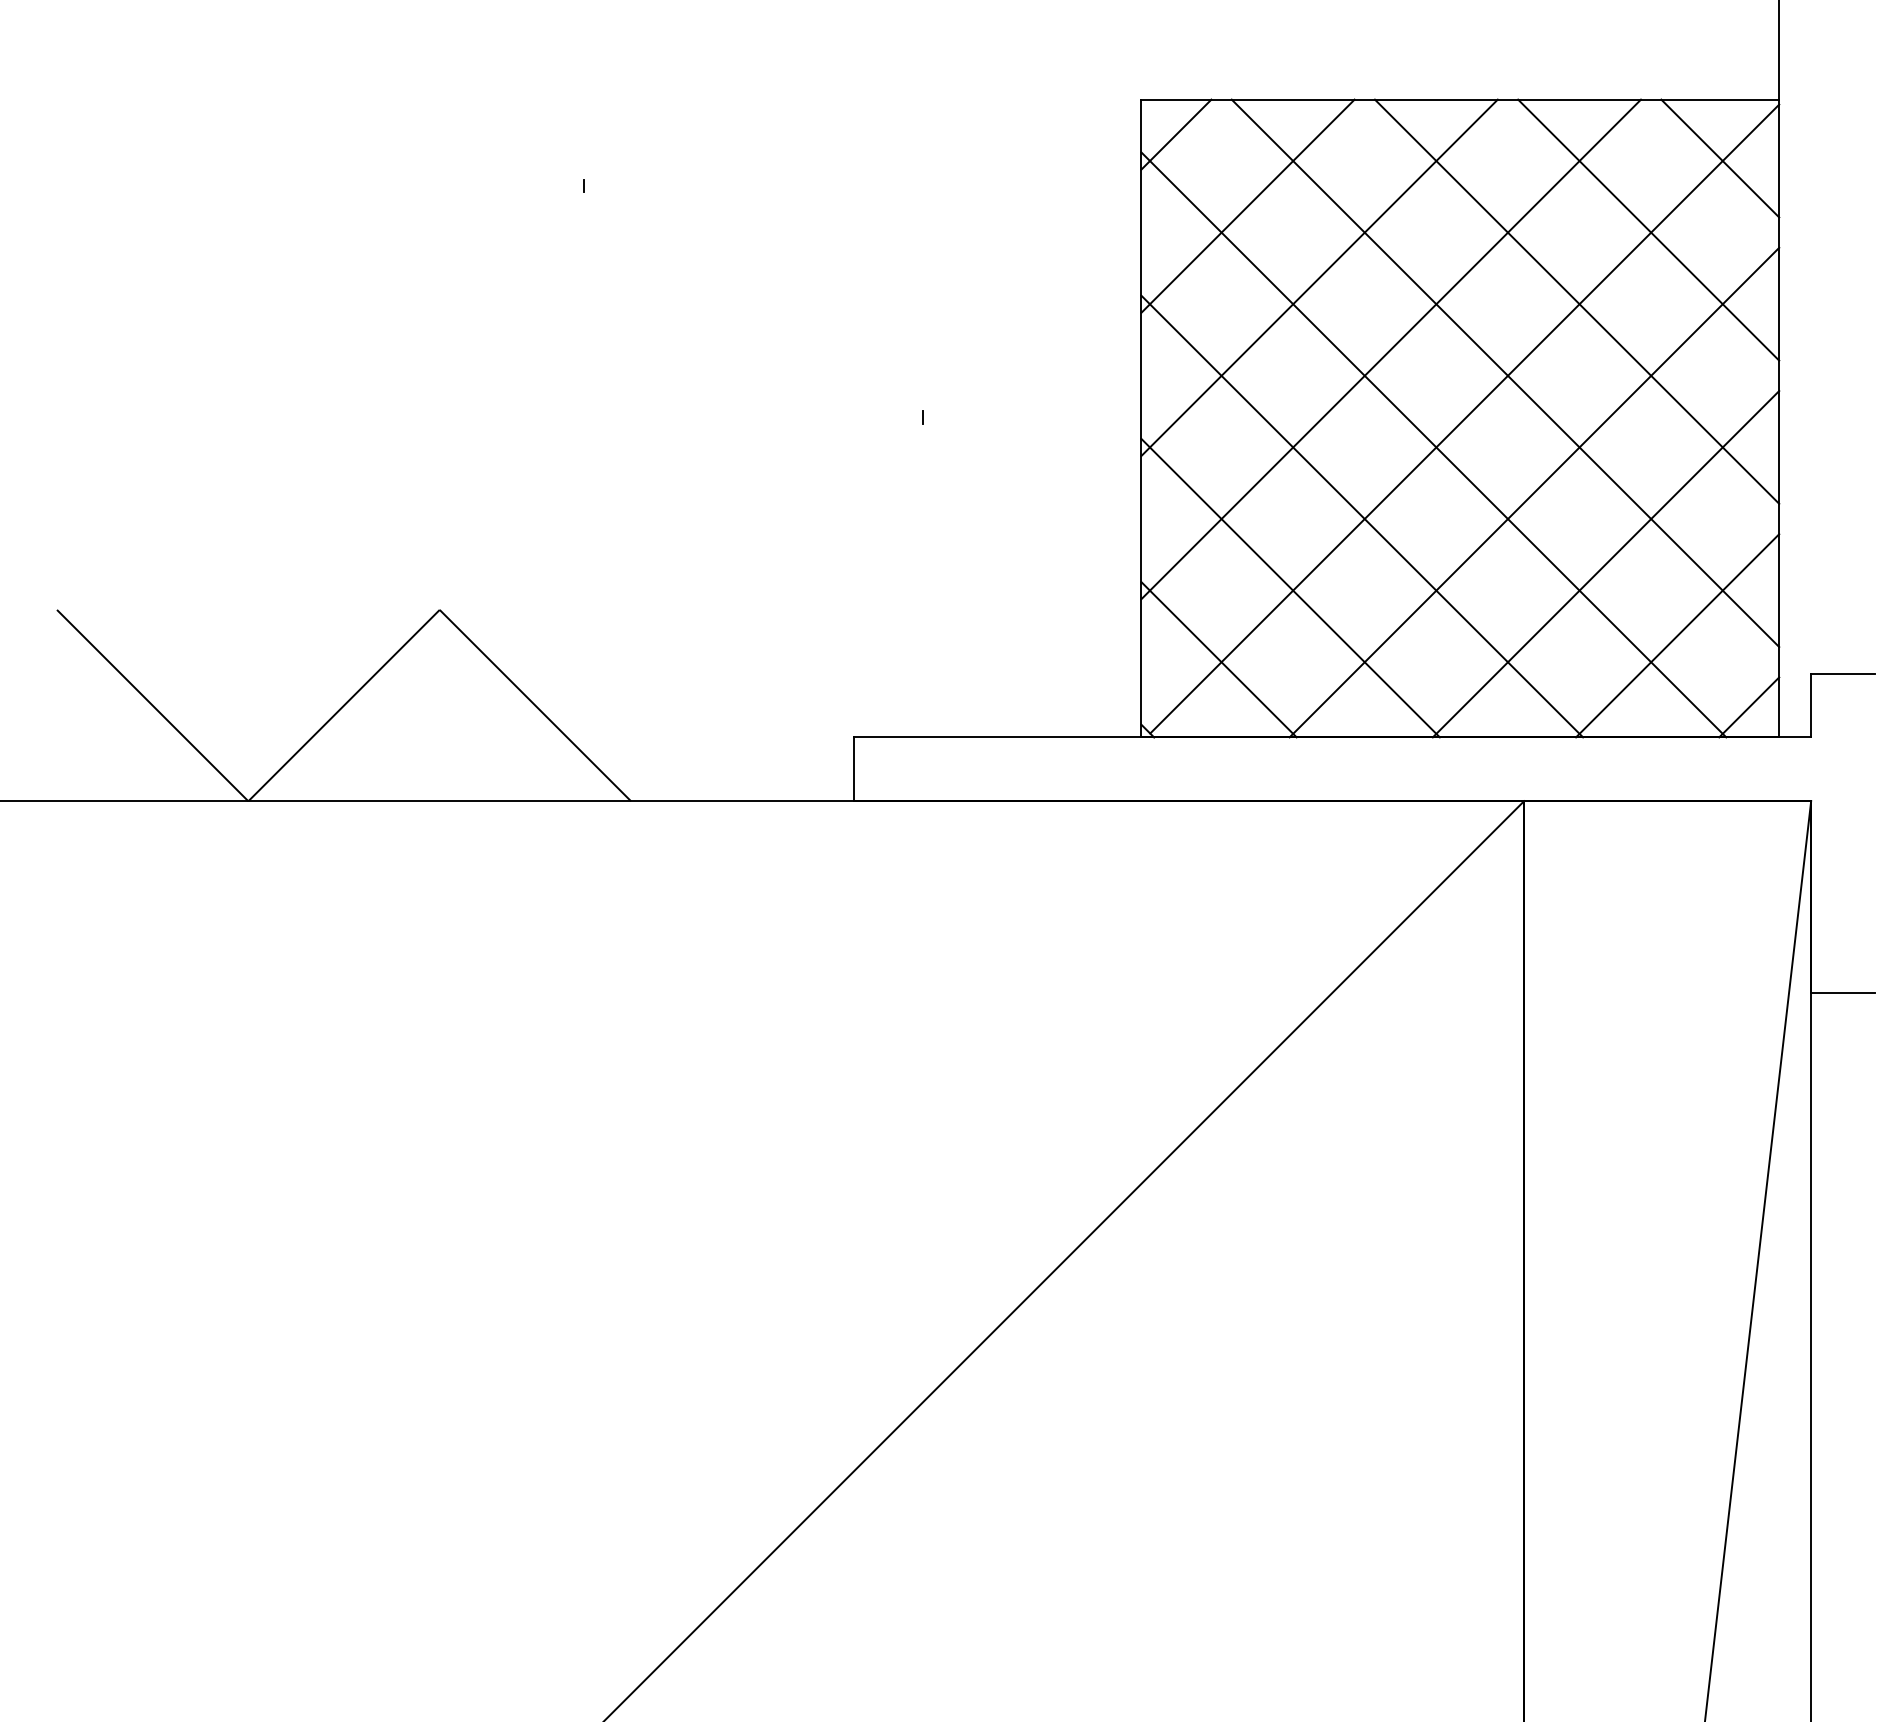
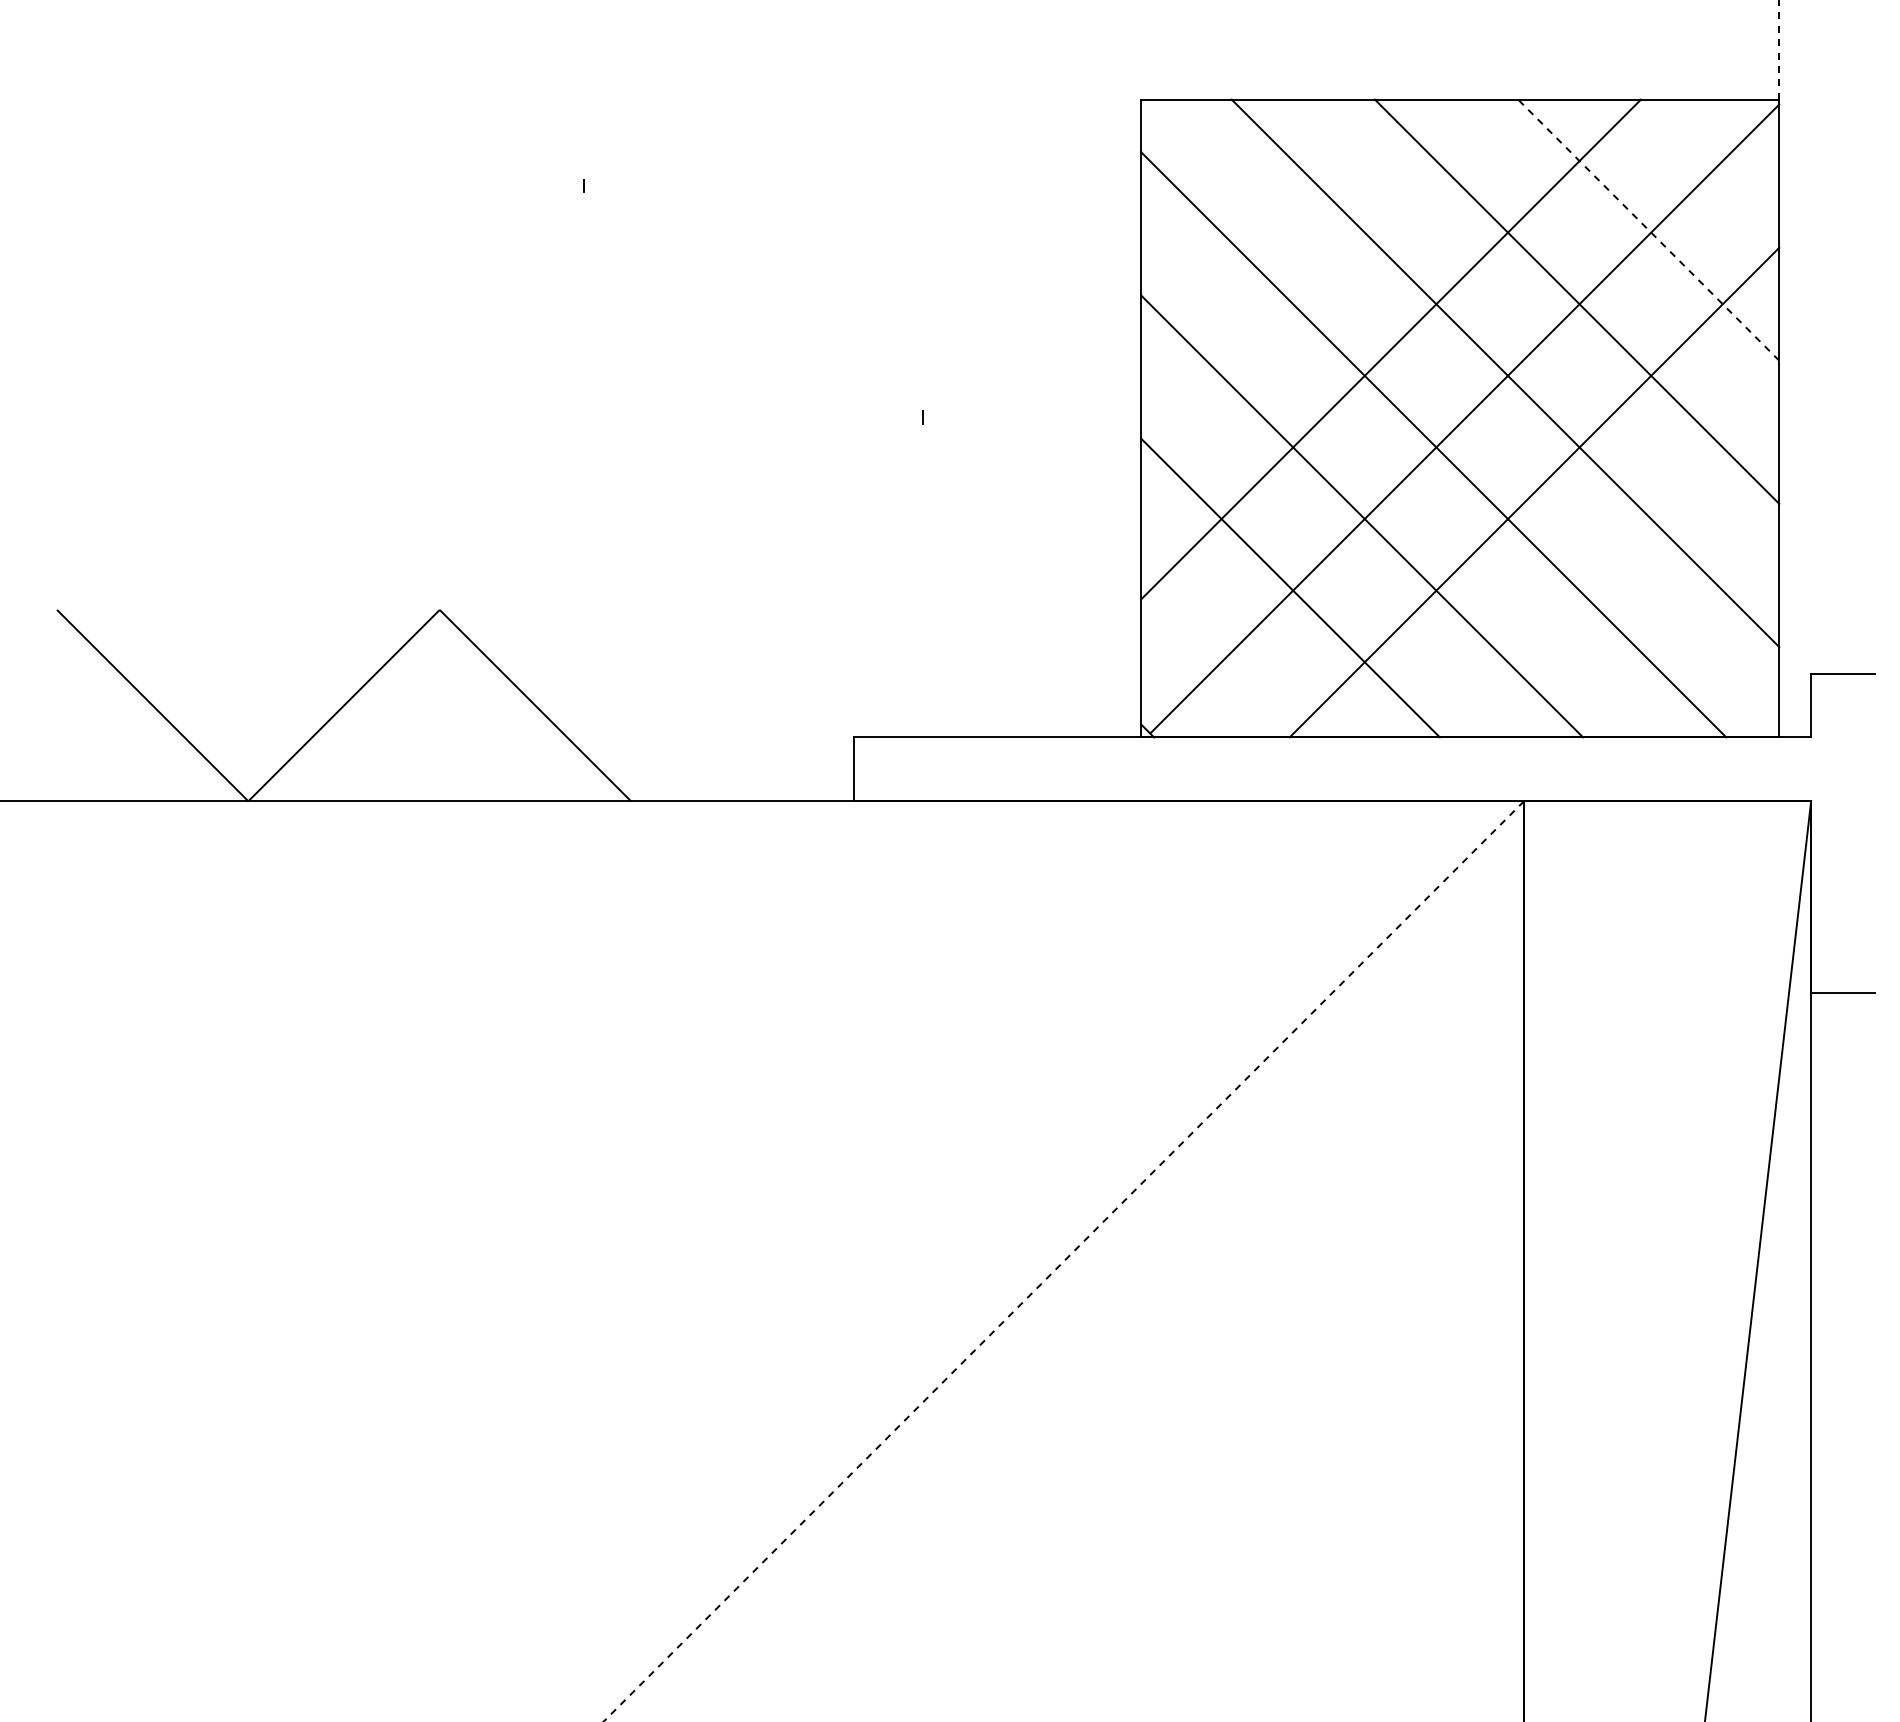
line: solid -> dashed (1779, 49)
line: present -> none (1176, 134)
line: present -> none (1720, 158)
line: present -> none (1247, 205)
line: solid -> dashed (1648, 230)
line: present -> none (1319, 277)
line: present -> none (1605, 564)
line: present -> none (1677, 635)
line: present -> none (1218, 659)
line: present -> none (1749, 707)
line: solid -> dashed (1063, 1261)
